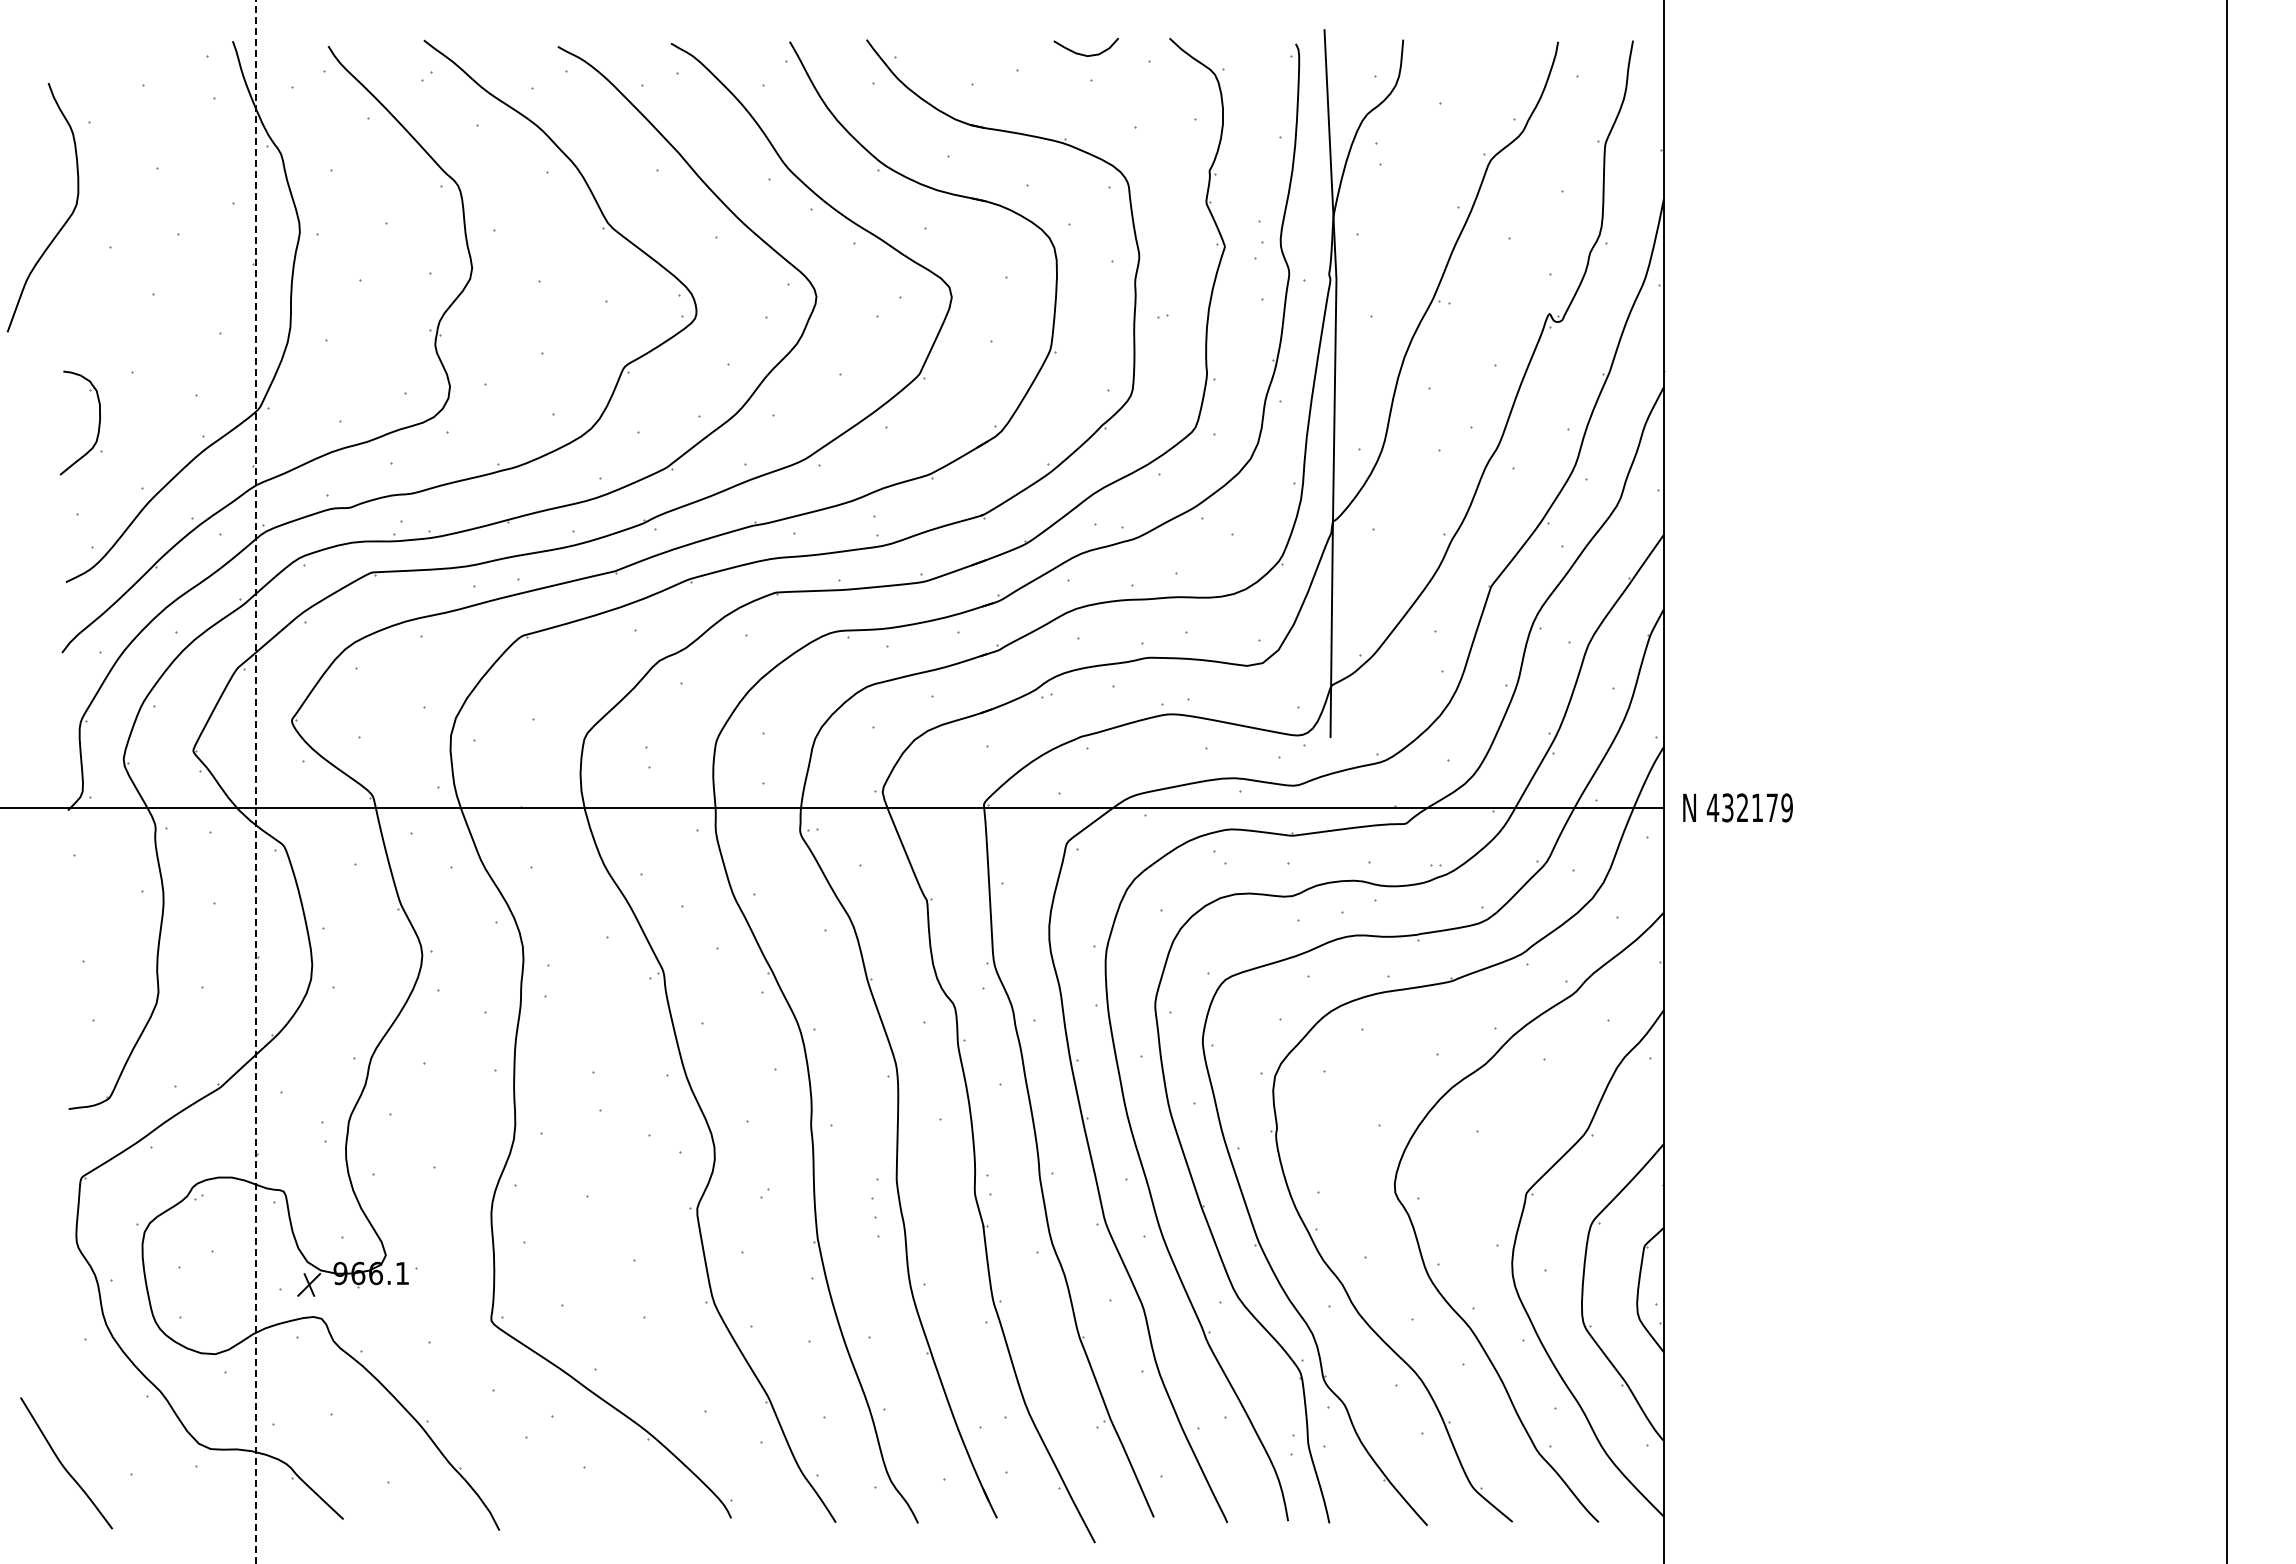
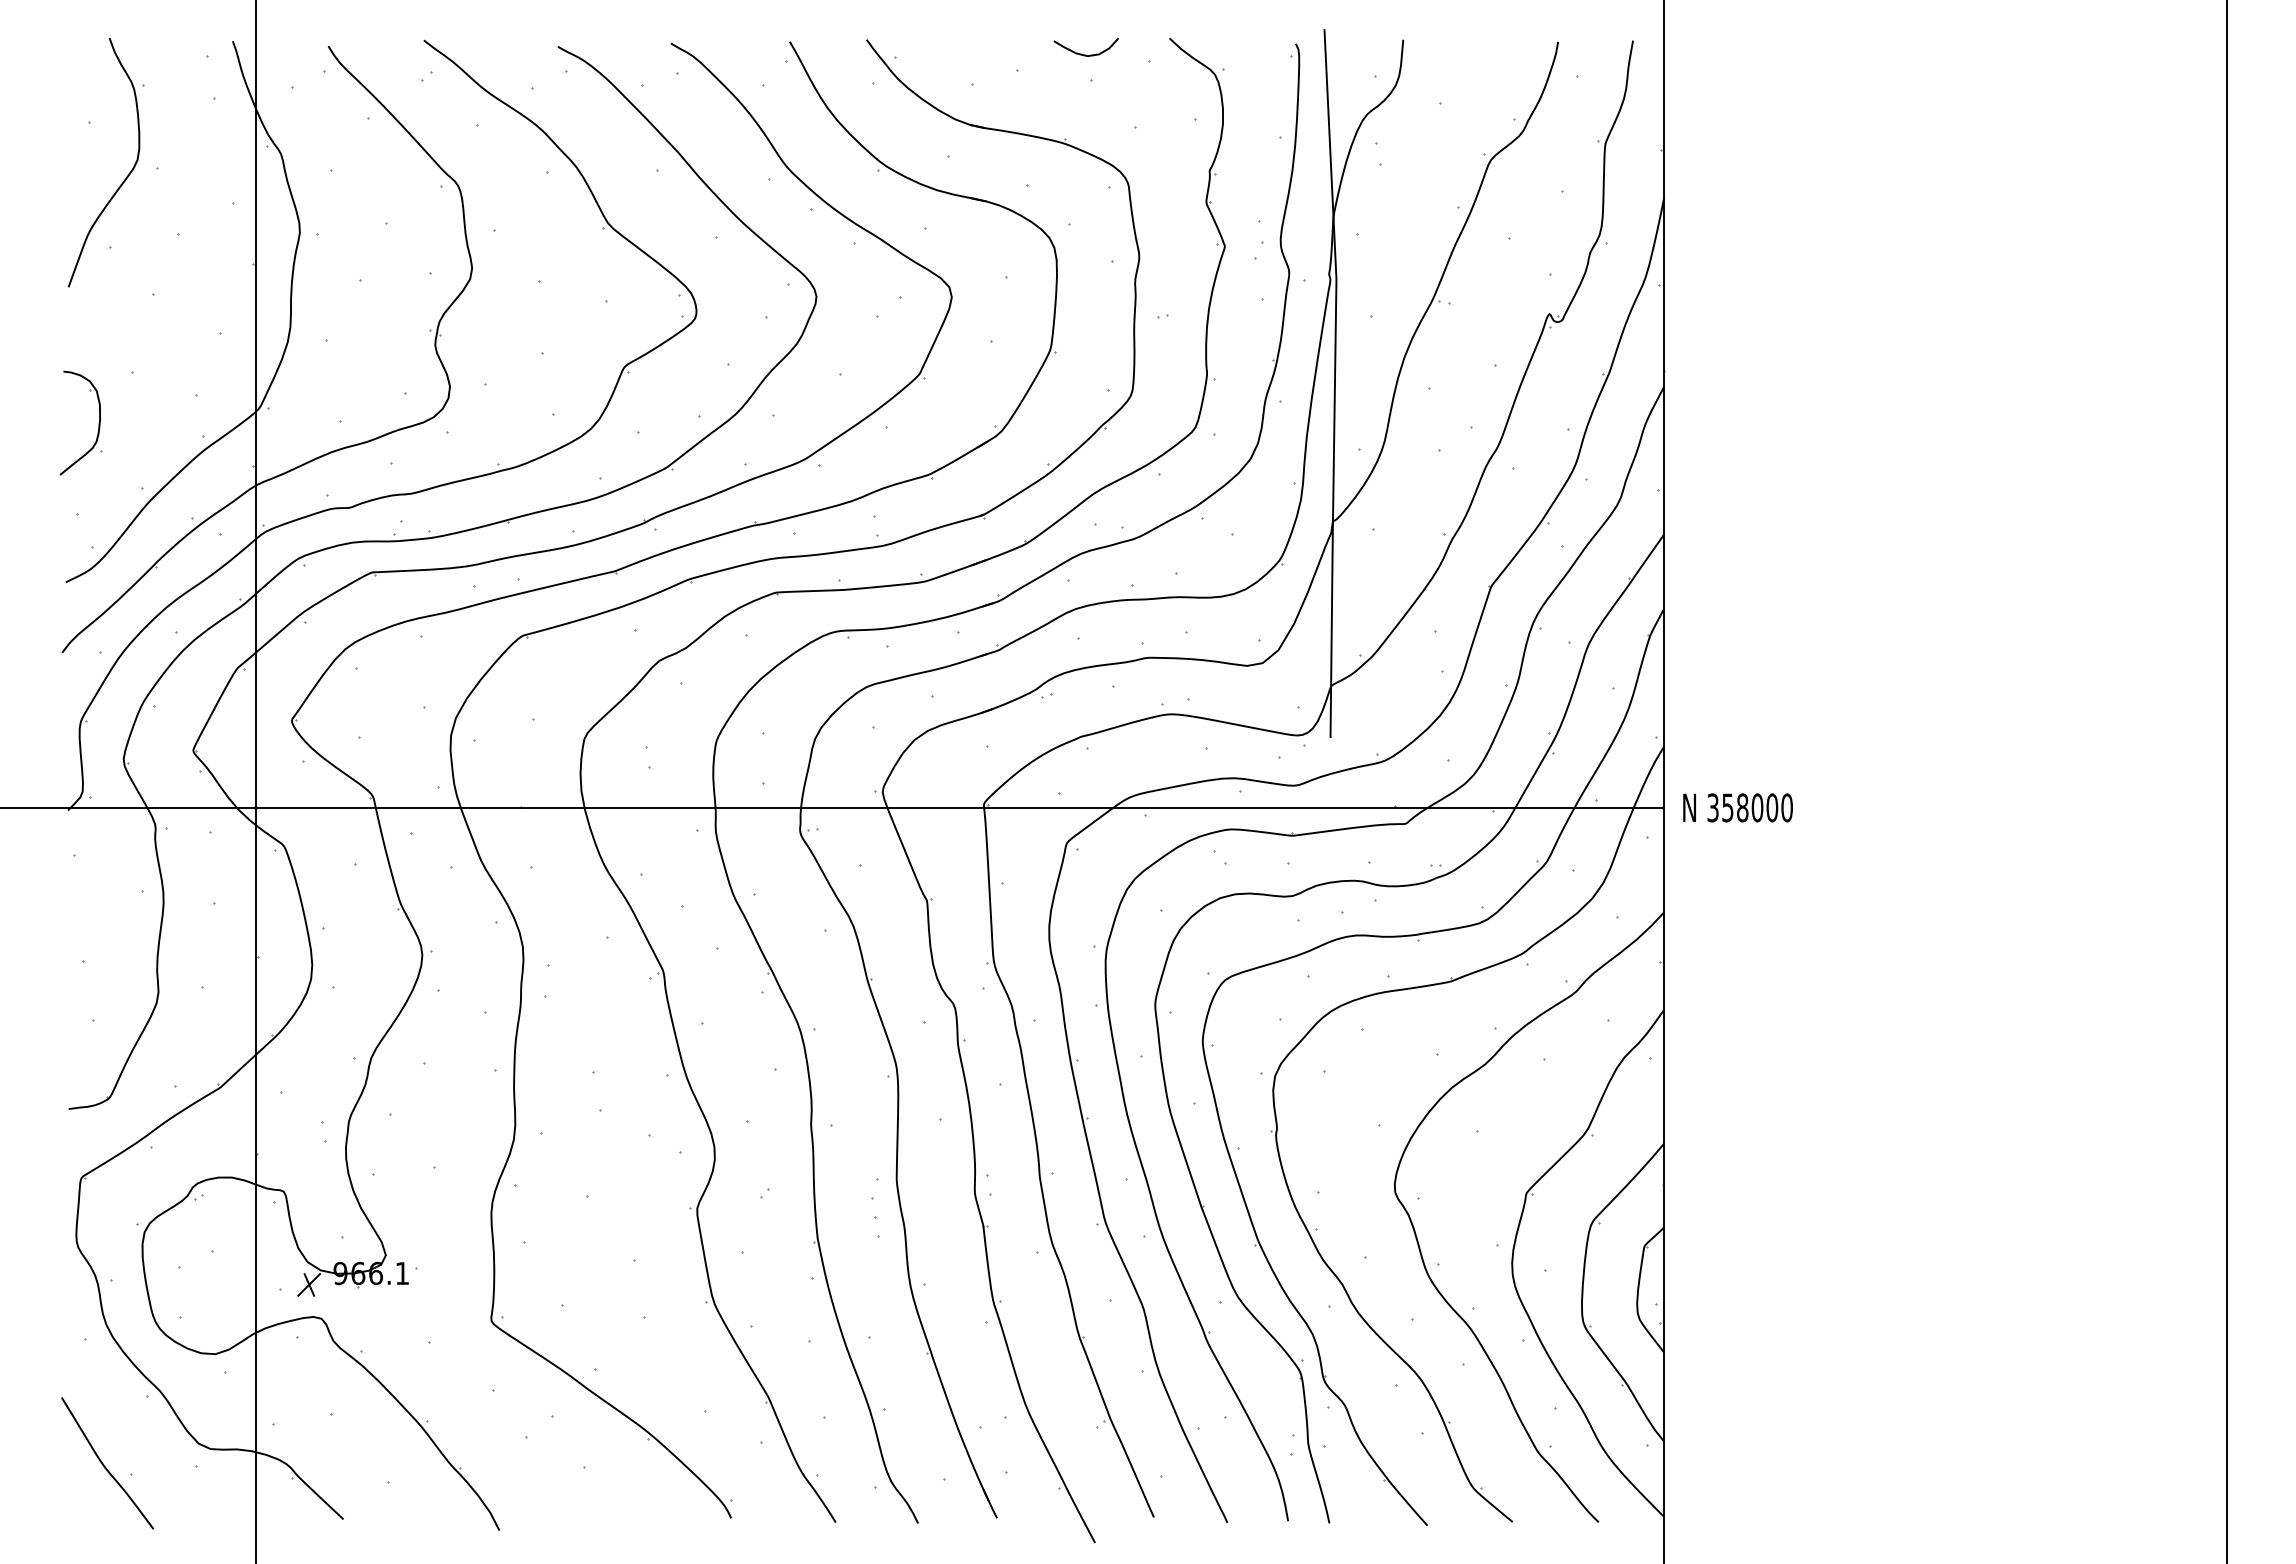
curve position: (62, 225) -> (123, 180) (123, 180)
line: dashed -> solid (256, 781)
text: 432179 -> 358000 (1749, 807)
curve position: (63, 1464) -> (104, 1464) (104, 1464)
